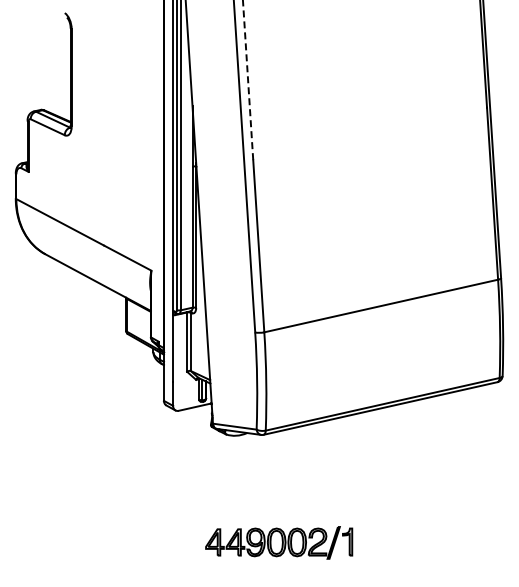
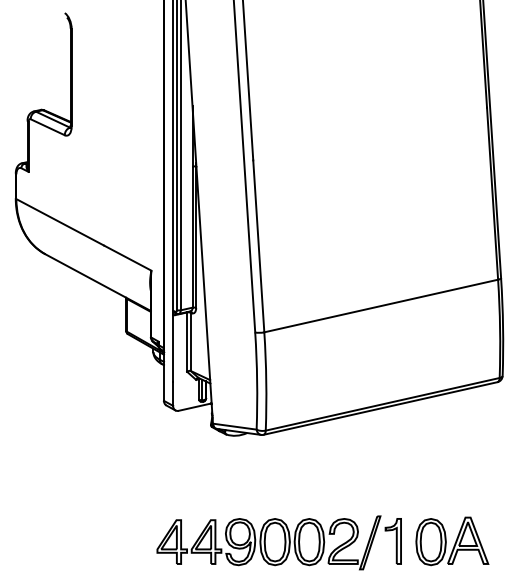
line: dashed -> solid (248, 80)
part: none -> present (452, 541)
part size: 149x34 px -> 246x56 px (278, 542)
